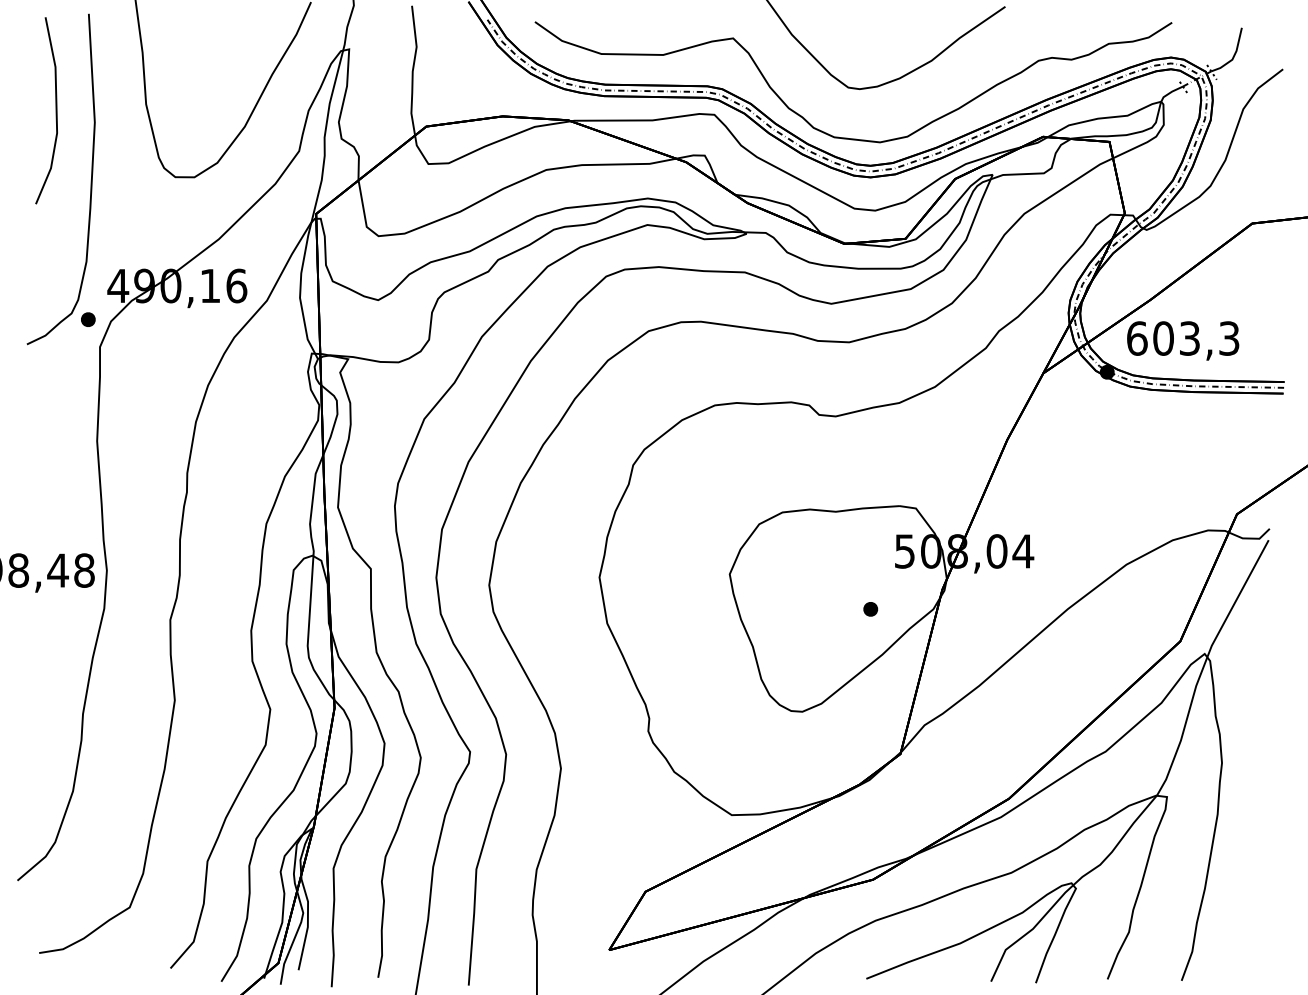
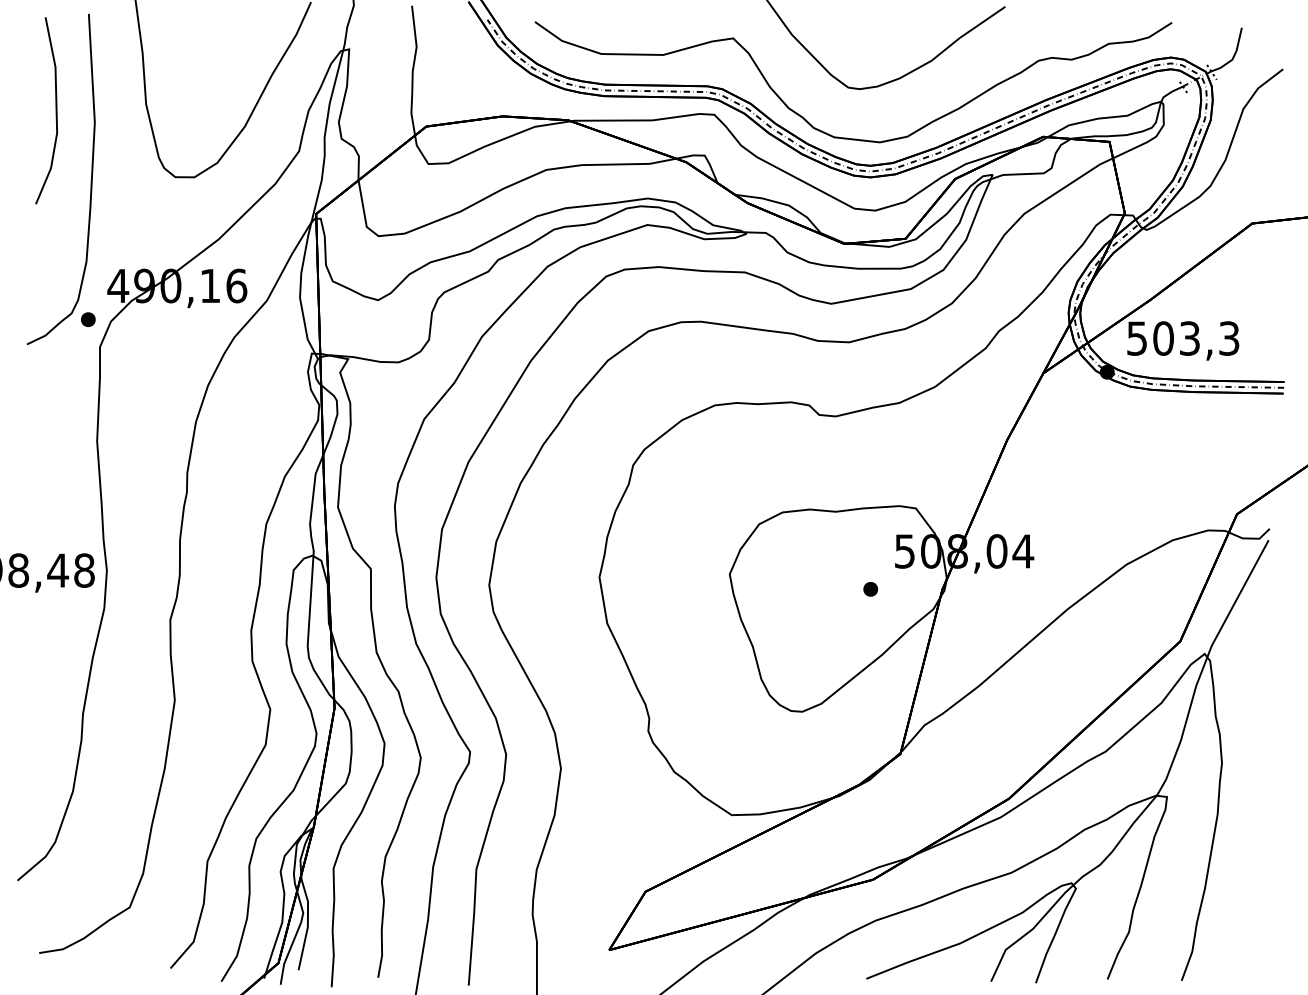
text: 603,3 -> 503,3 (1137, 338)
part position: (870, 609) -> (870, 589) (870, 589)
